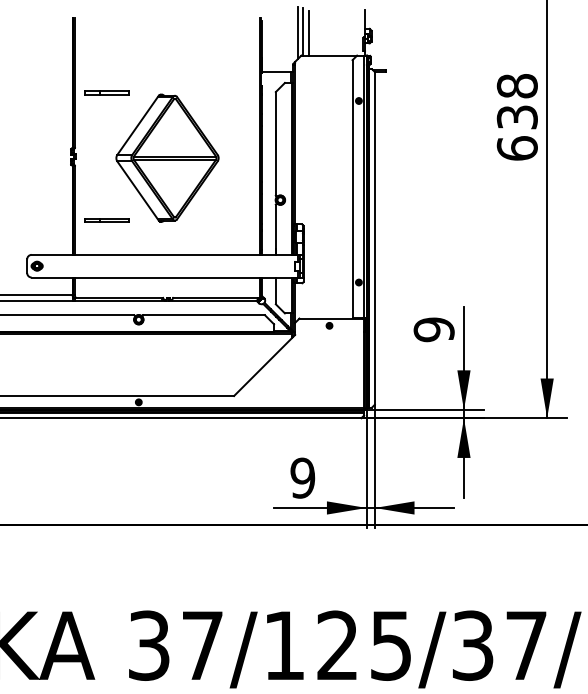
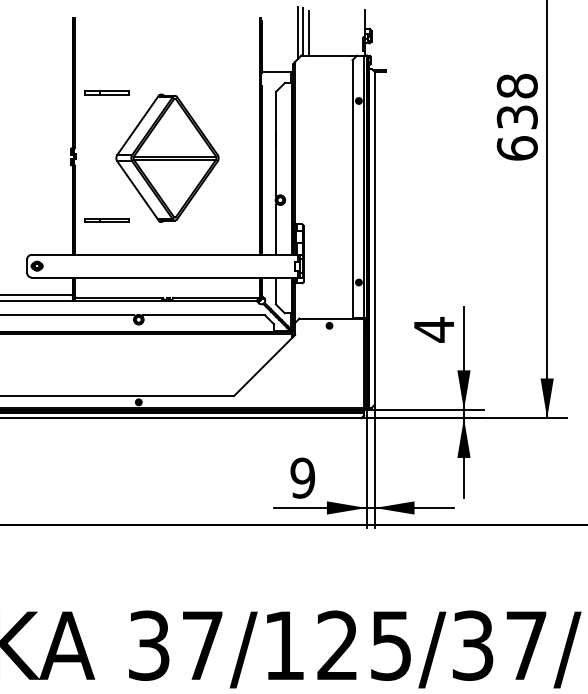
text: 9 -> 4 (433, 329)
